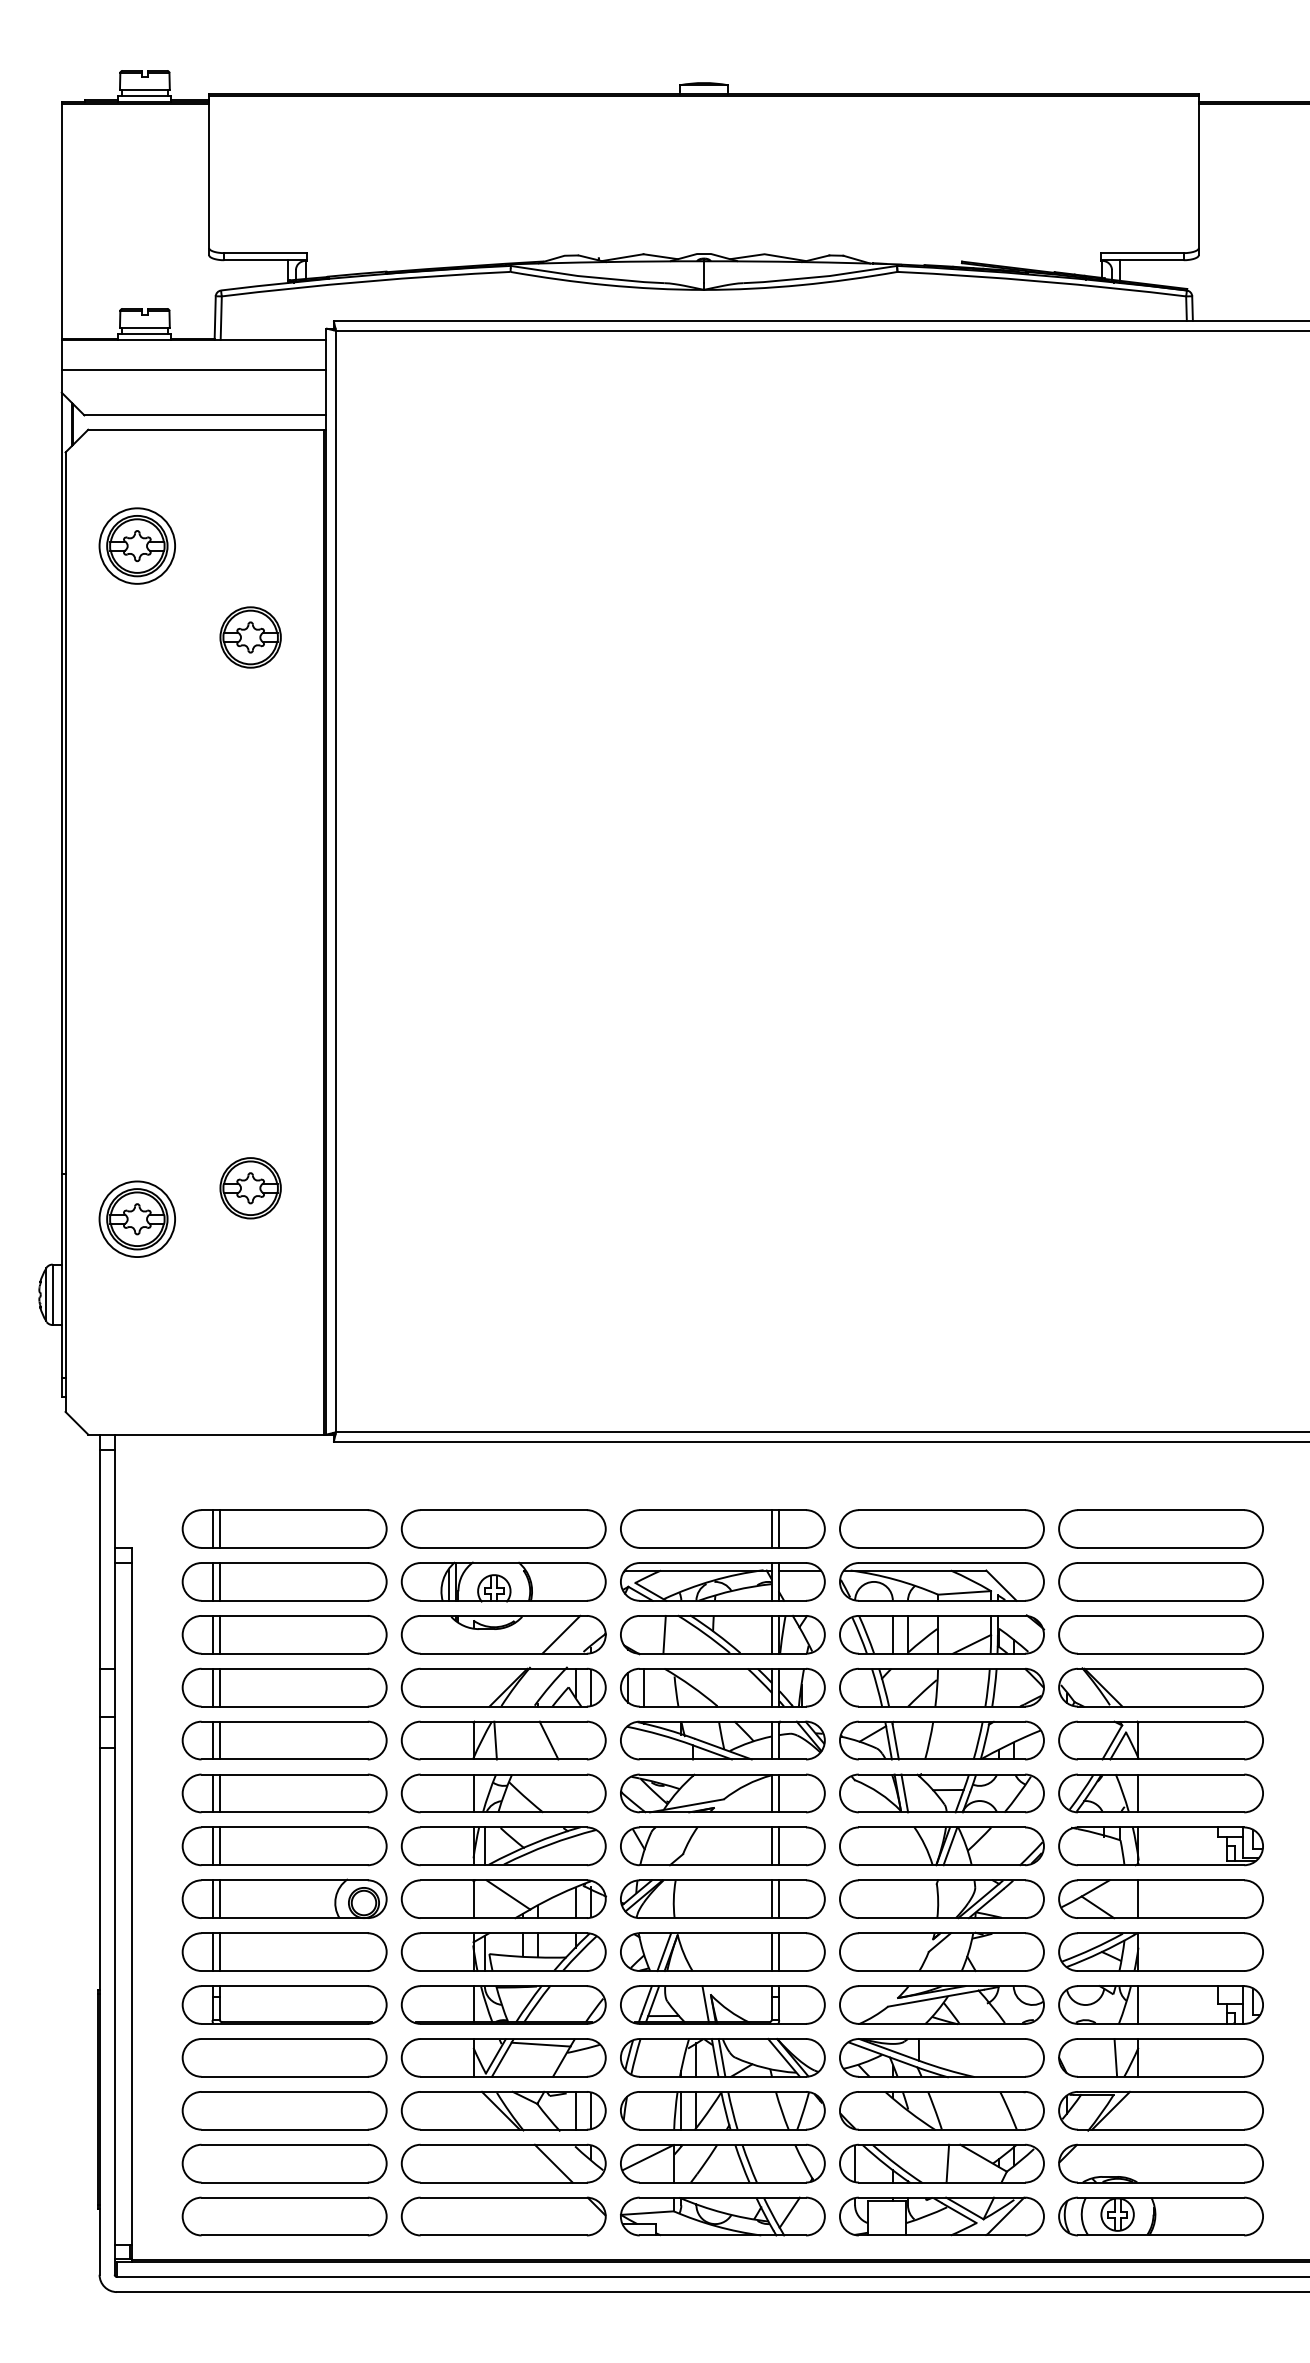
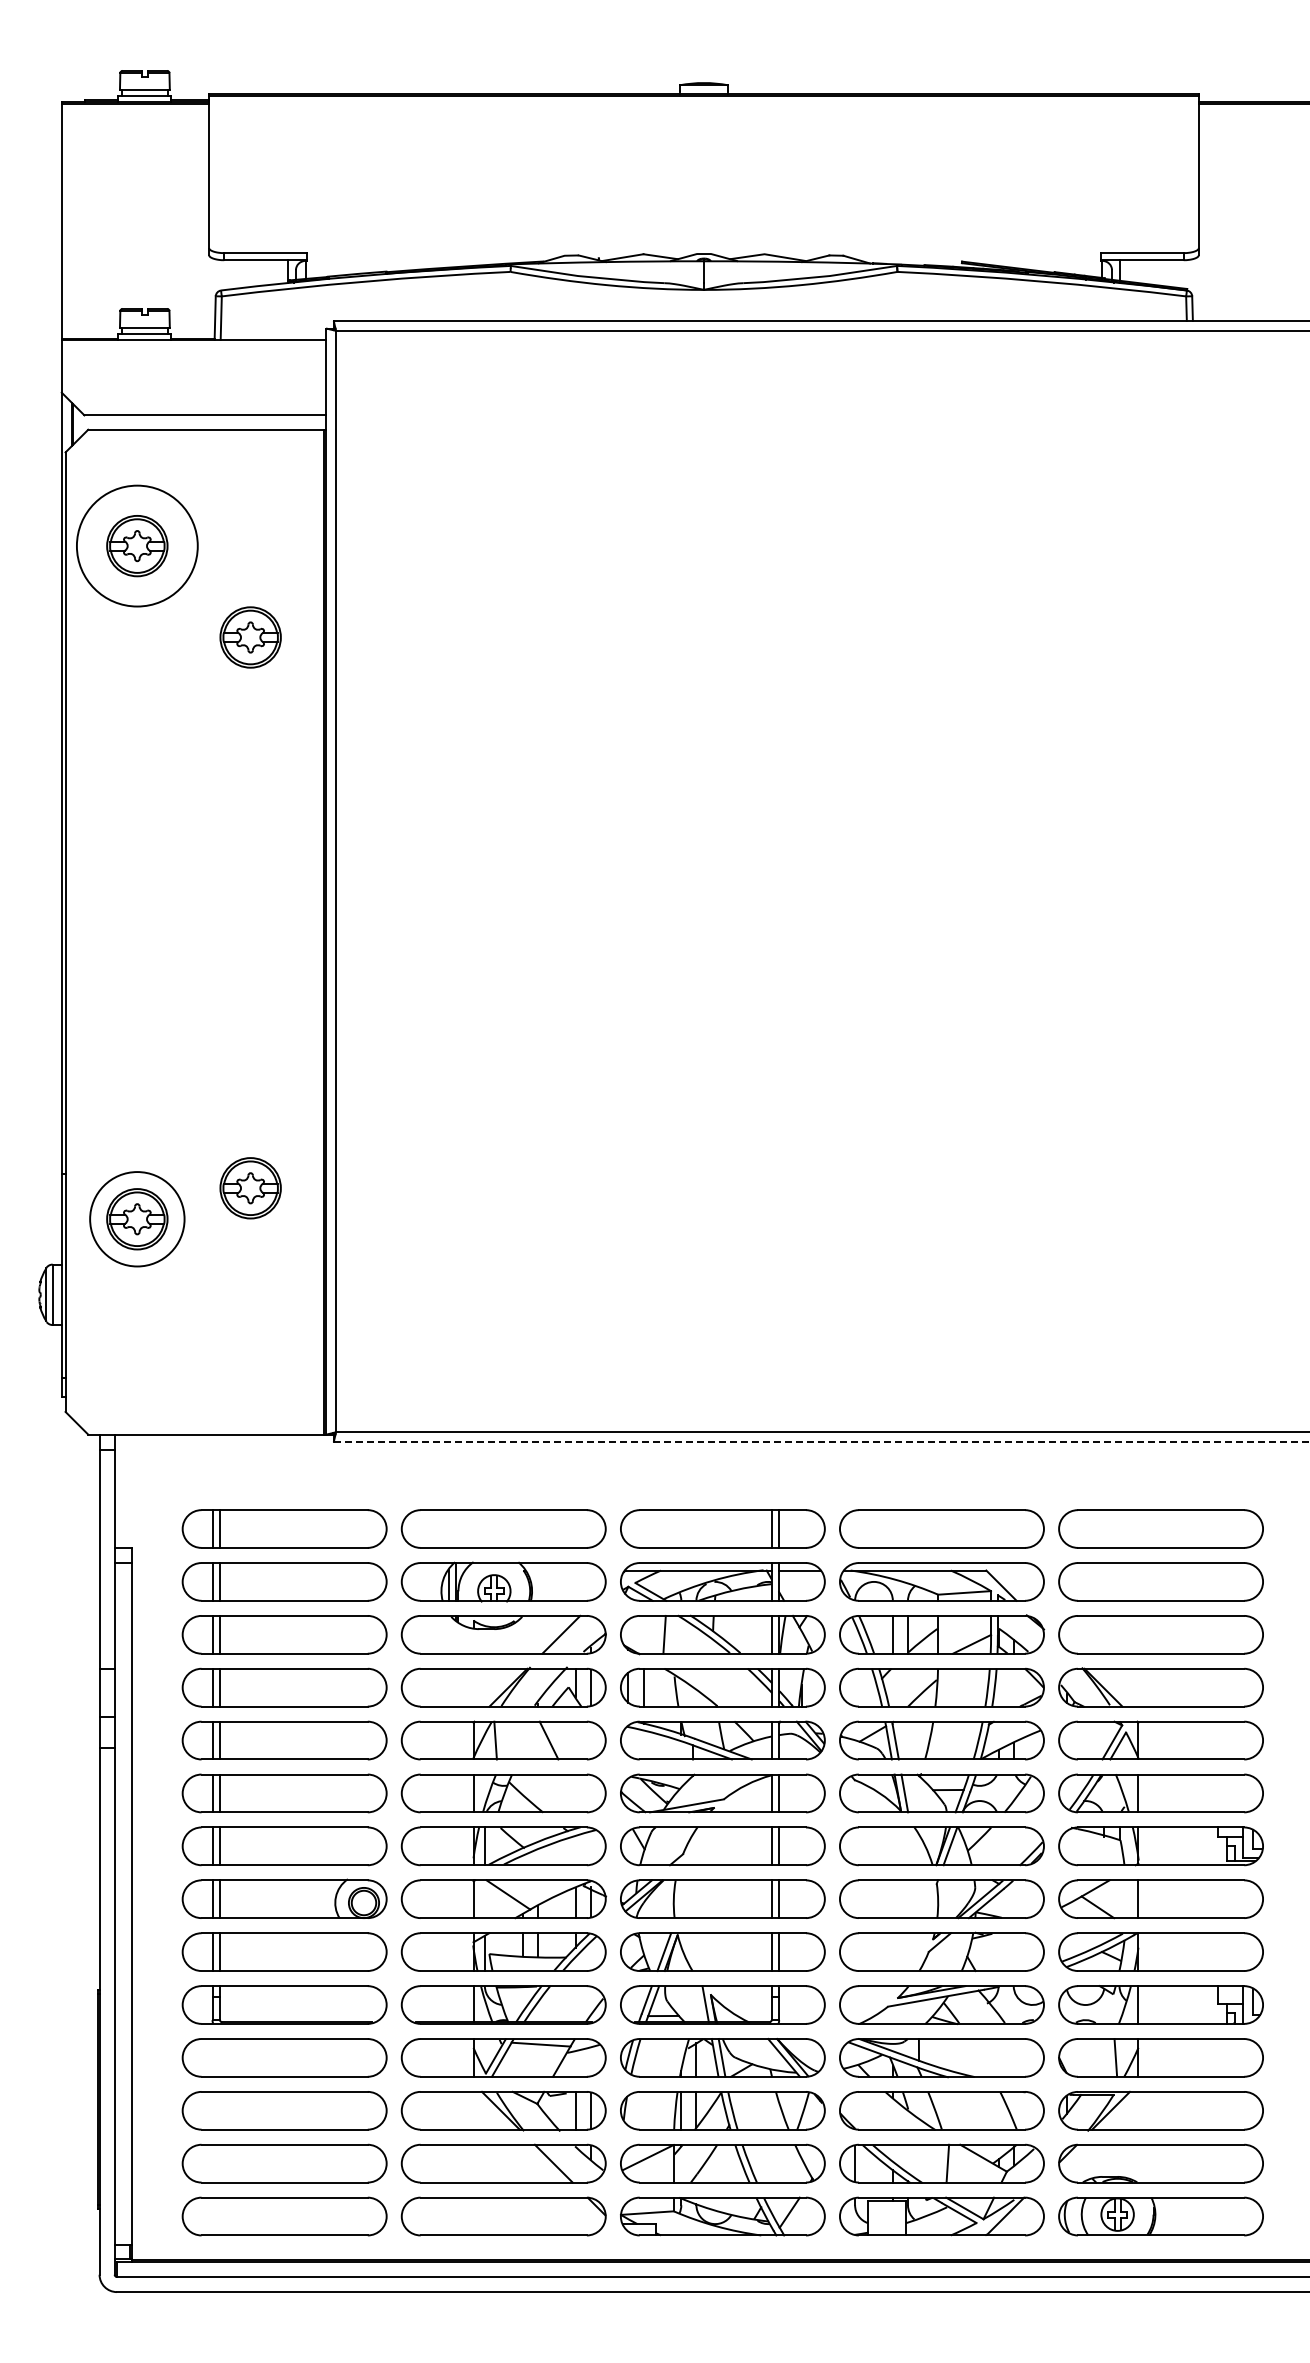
line: present -> none (193, 370)
circle diameter: 76 px -> 121 px (136, 545)
circle diameter: 76 px -> 94 px (137, 1219)
line: solid -> dashed (821, 1442)
